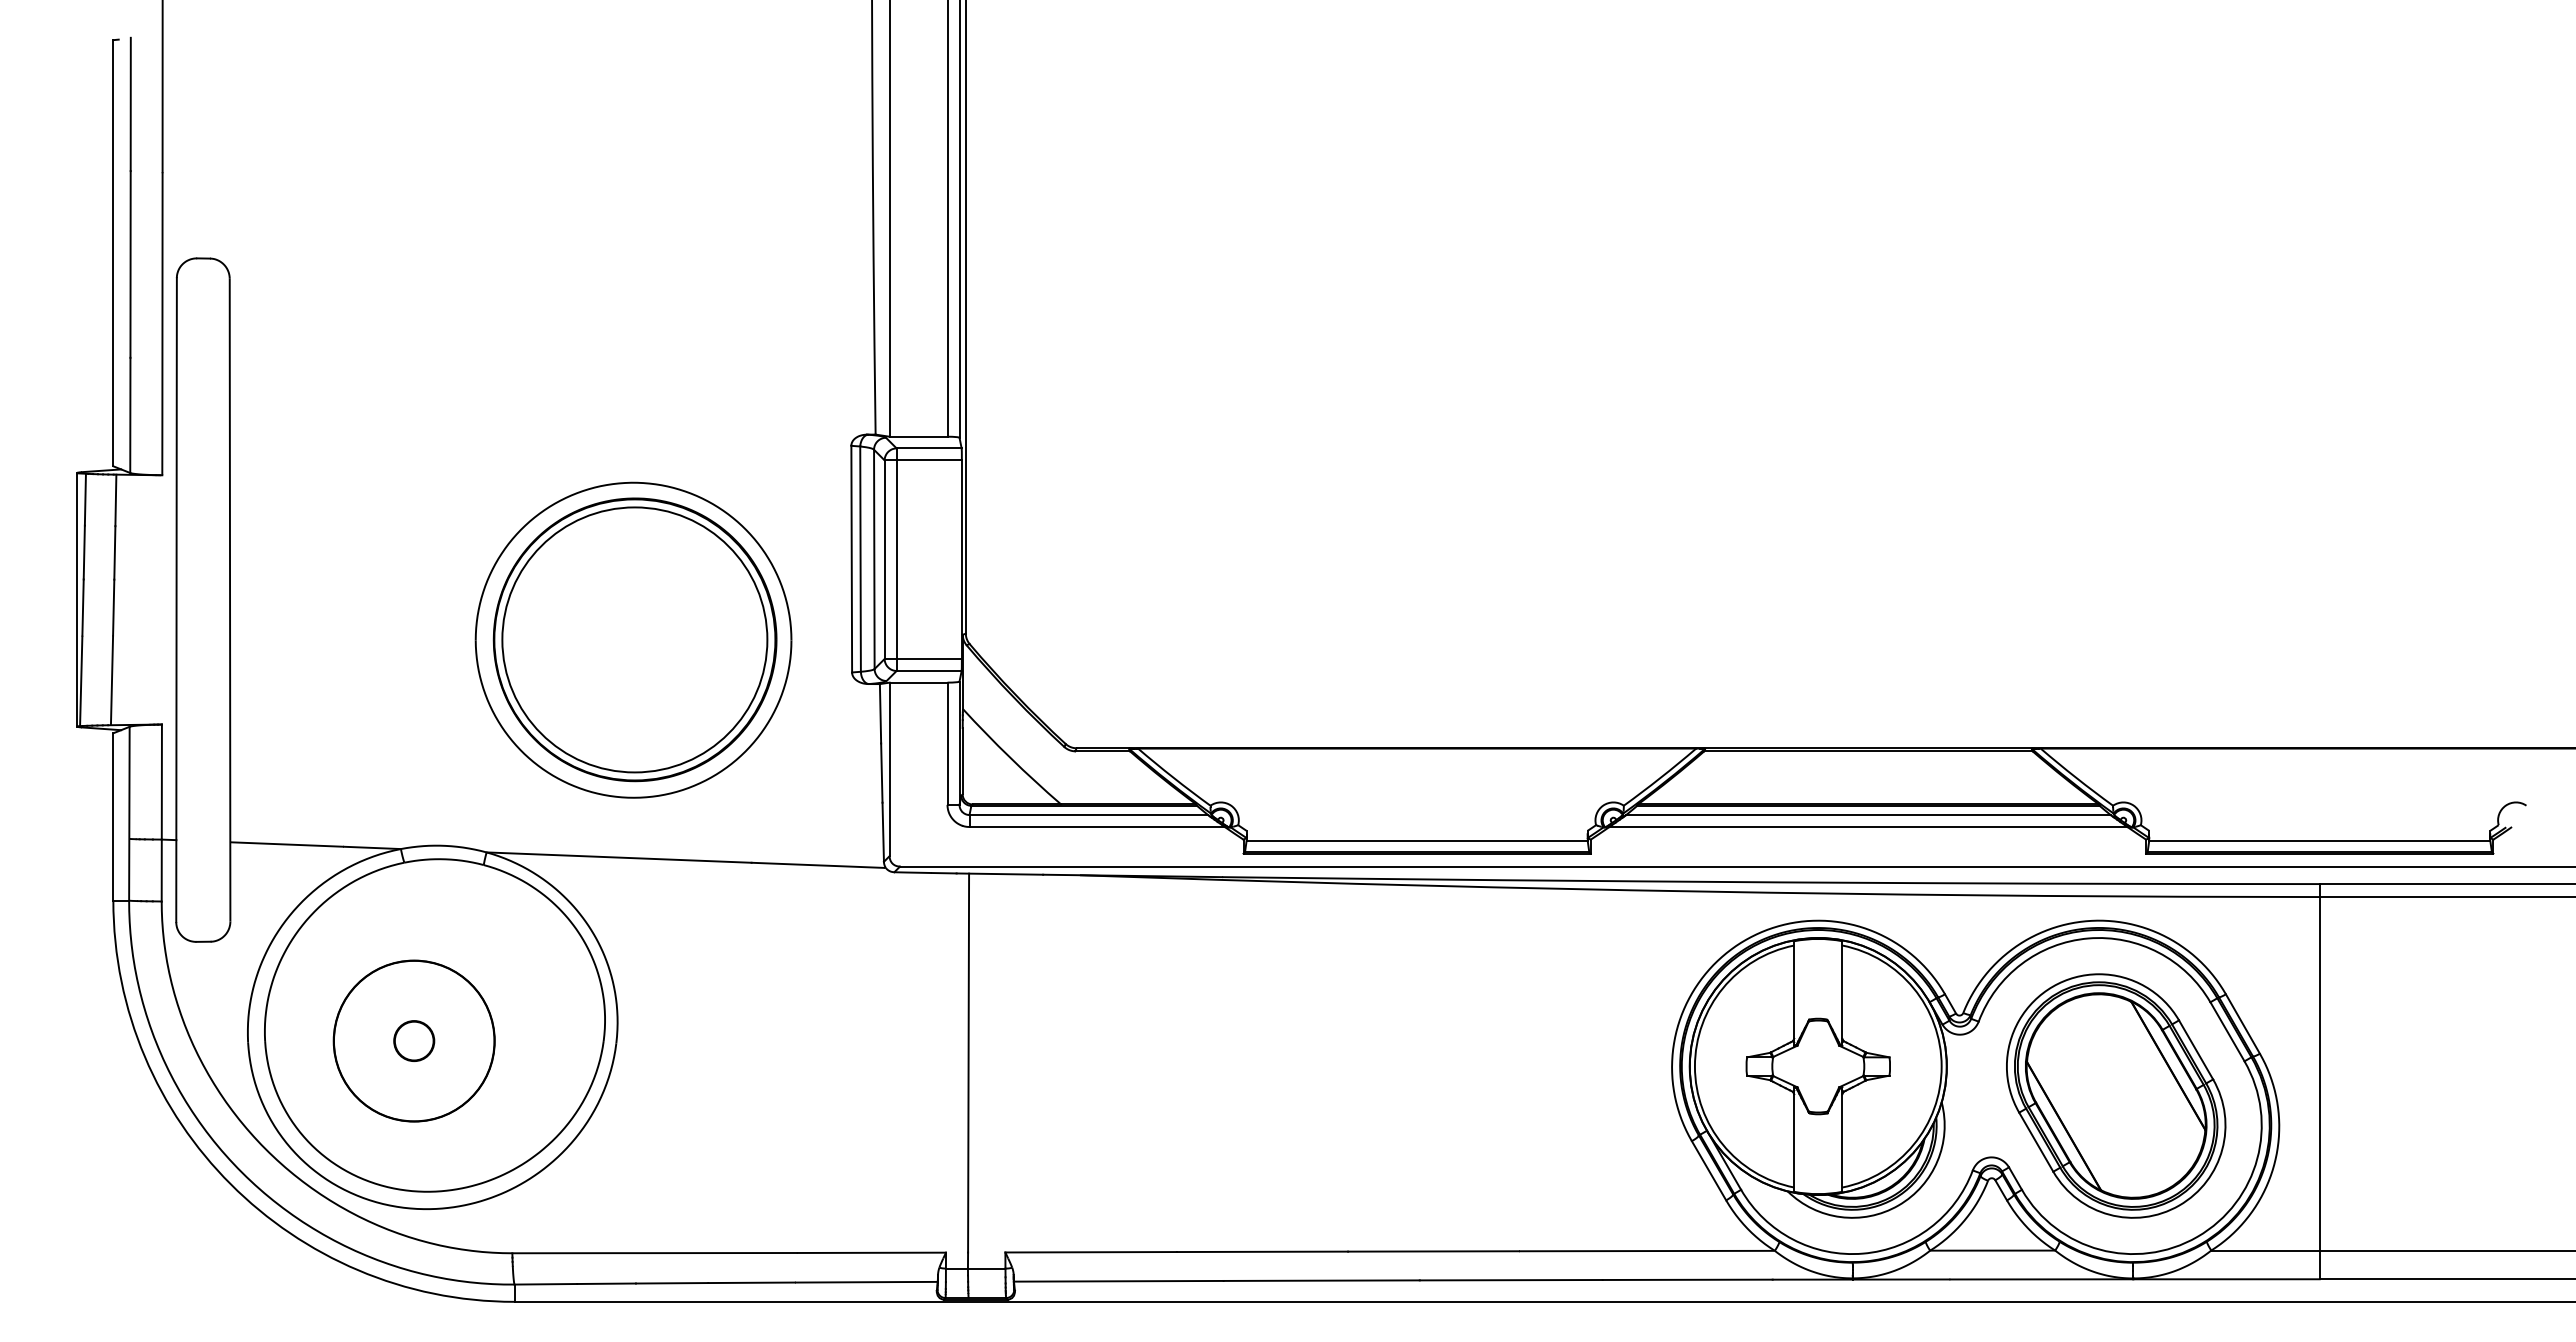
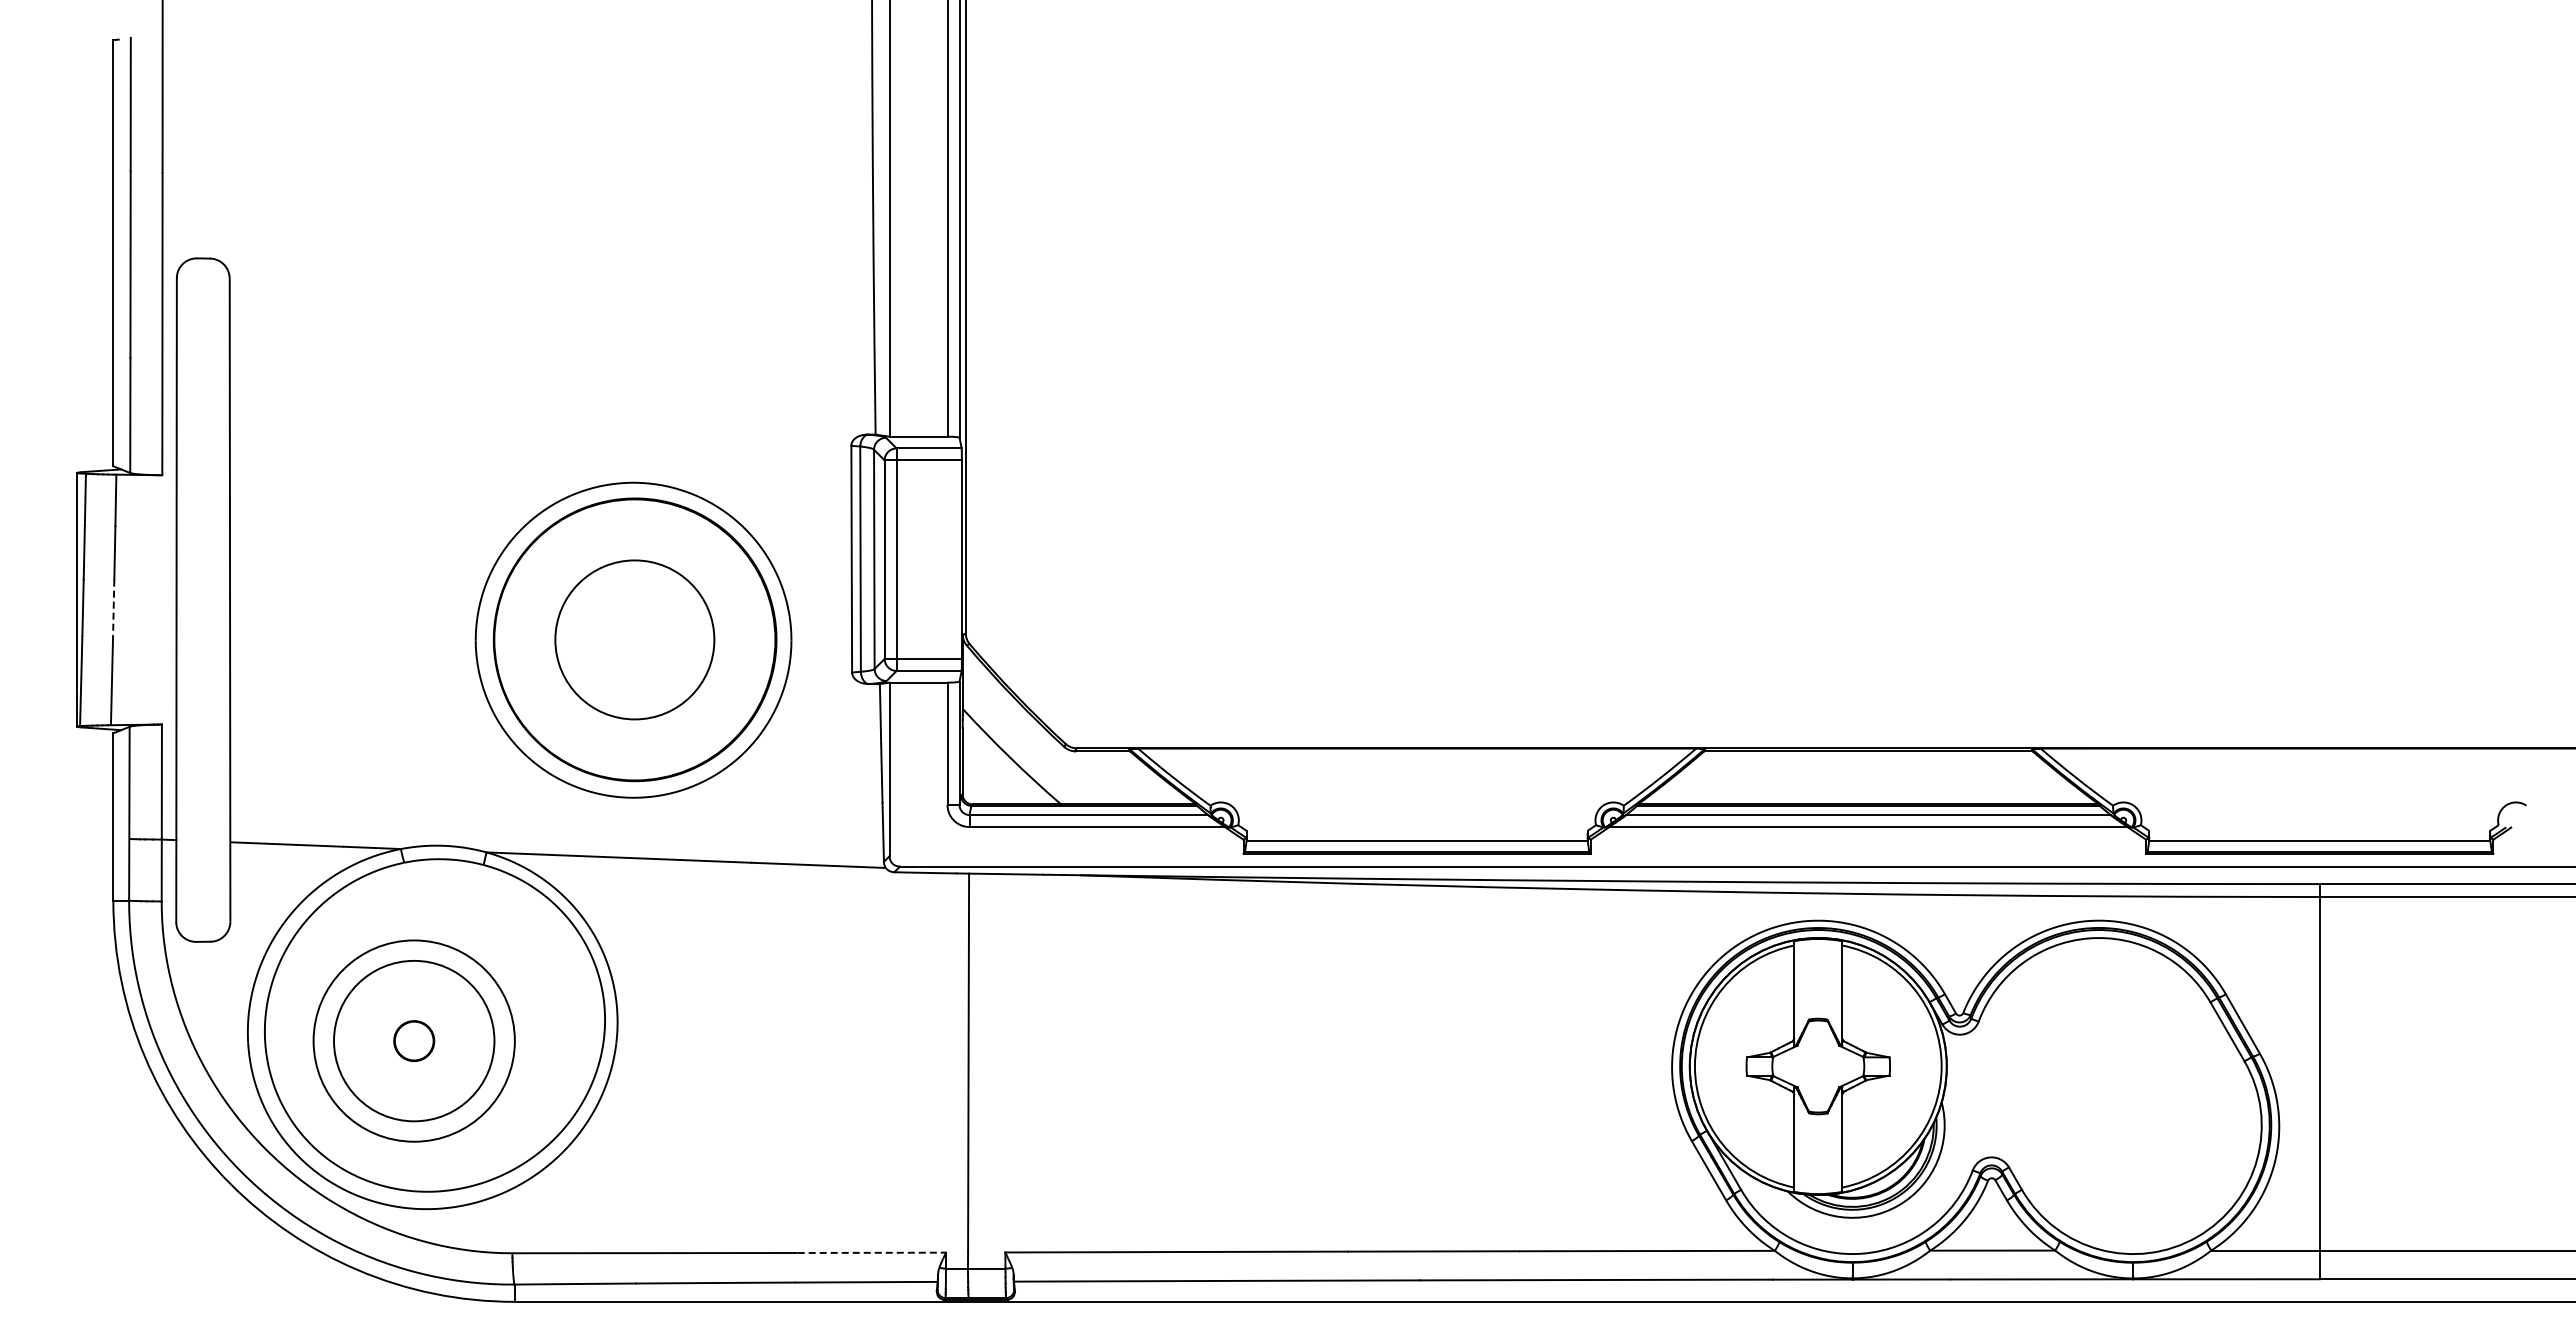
line: solid -> dashed (113, 607)
circle diameter: 265 px -> 159 px (634, 639)
circle diameter: 161 px -> 201 px (413, 1040)
part: present -> none (2116, 1095)
line: solid -> dashed (872, 1252)
